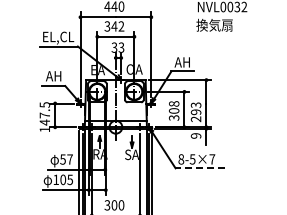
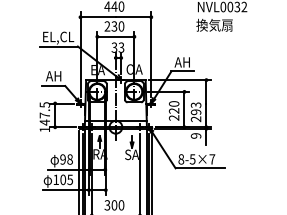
text: 342 -> 230 (114, 26)
text: 308 -> 220 (174, 110)
text: 57 -> 98 (66, 159)
line: dashed -> solid (200, 168)
